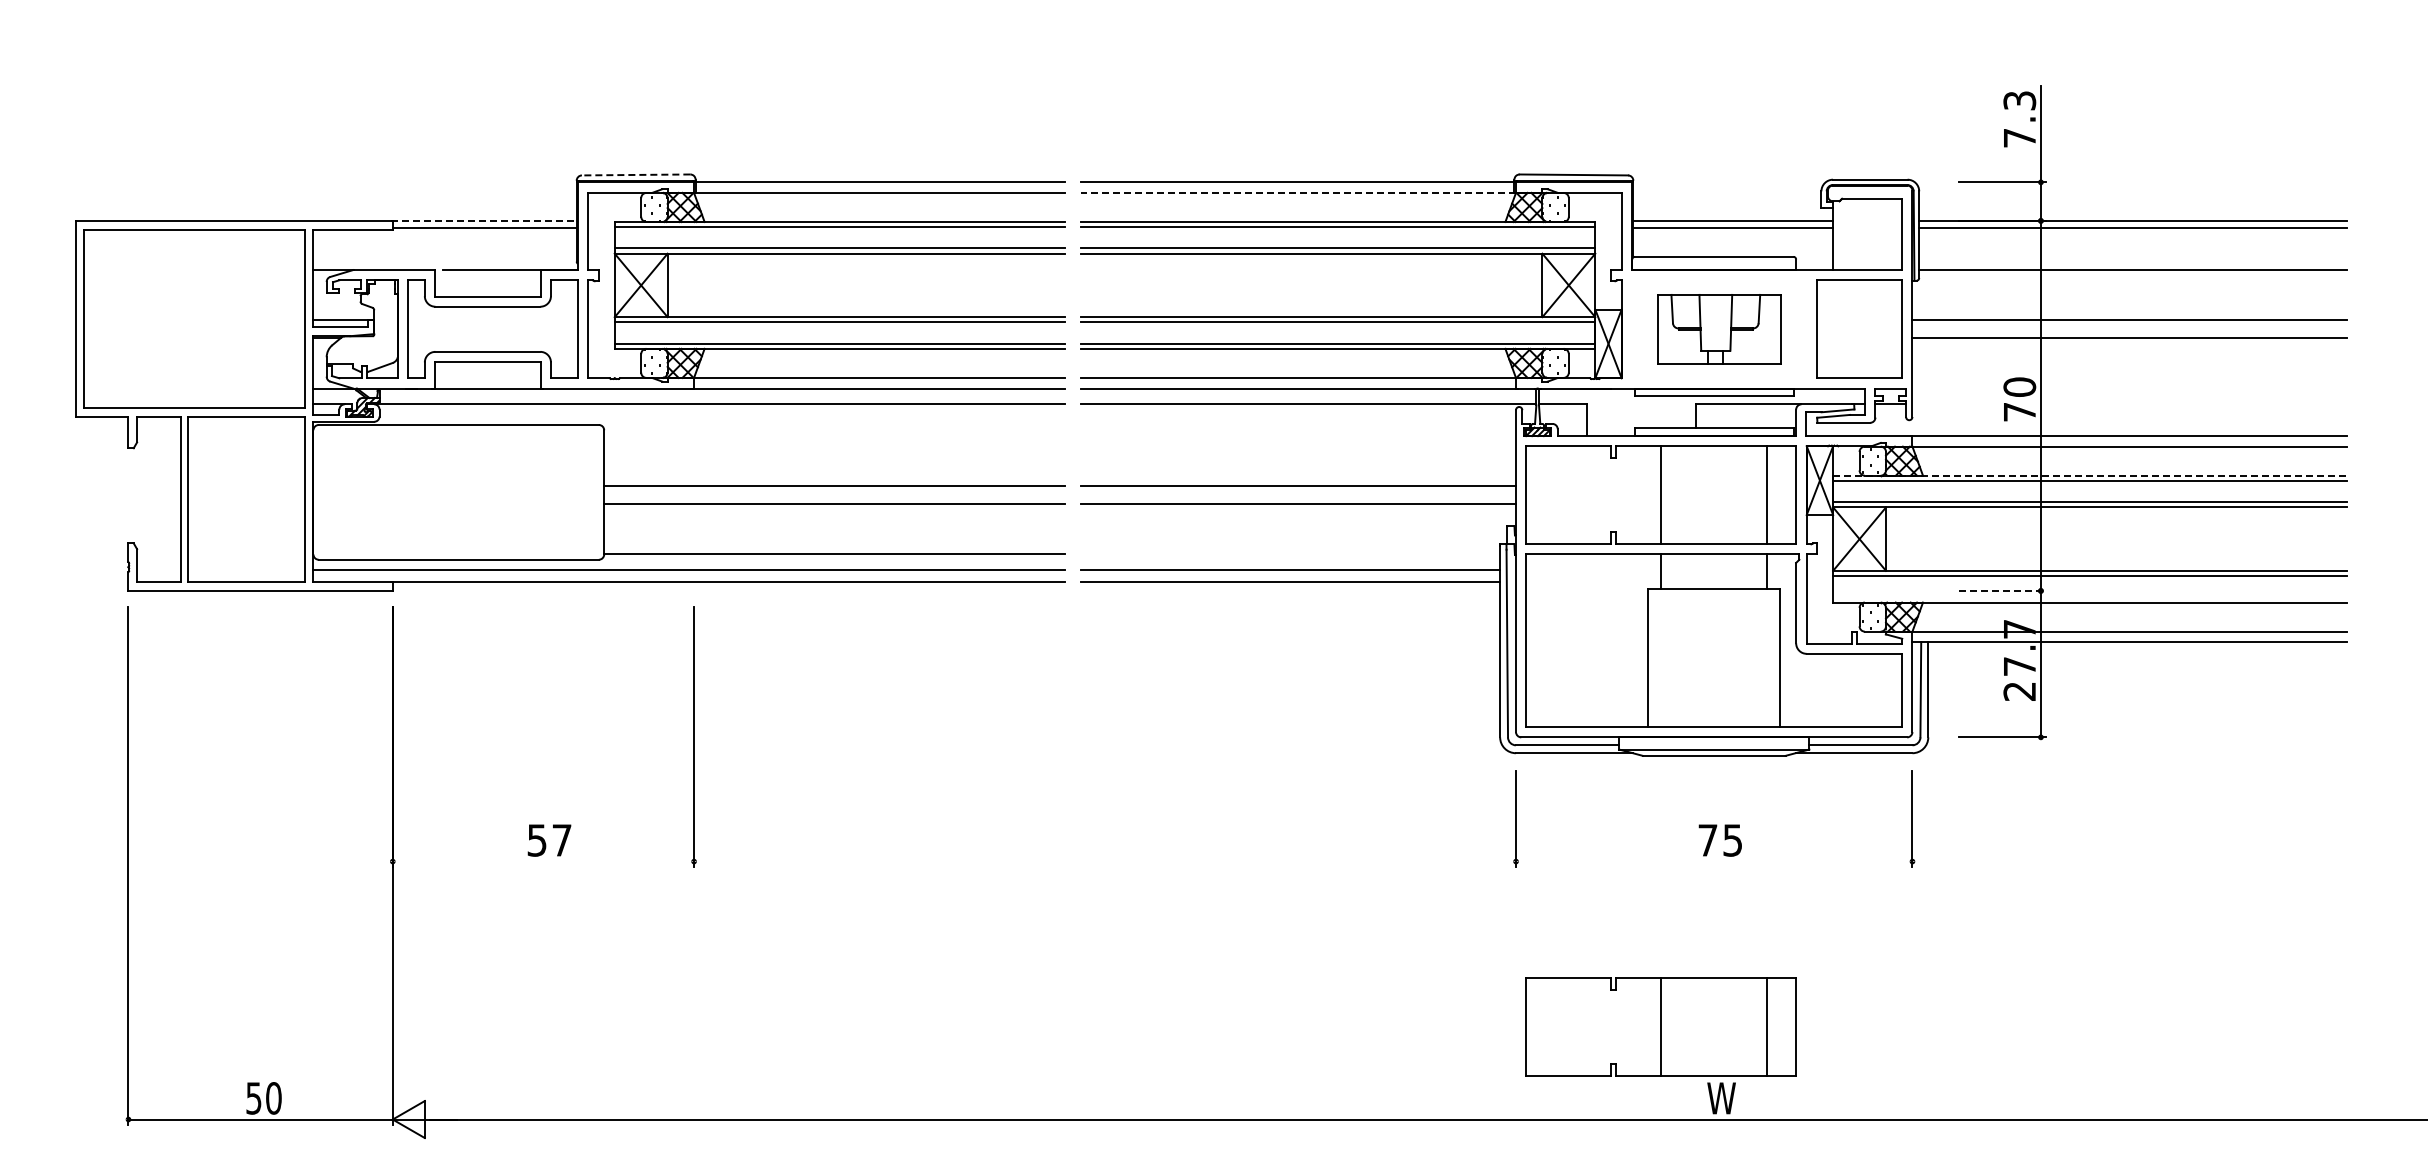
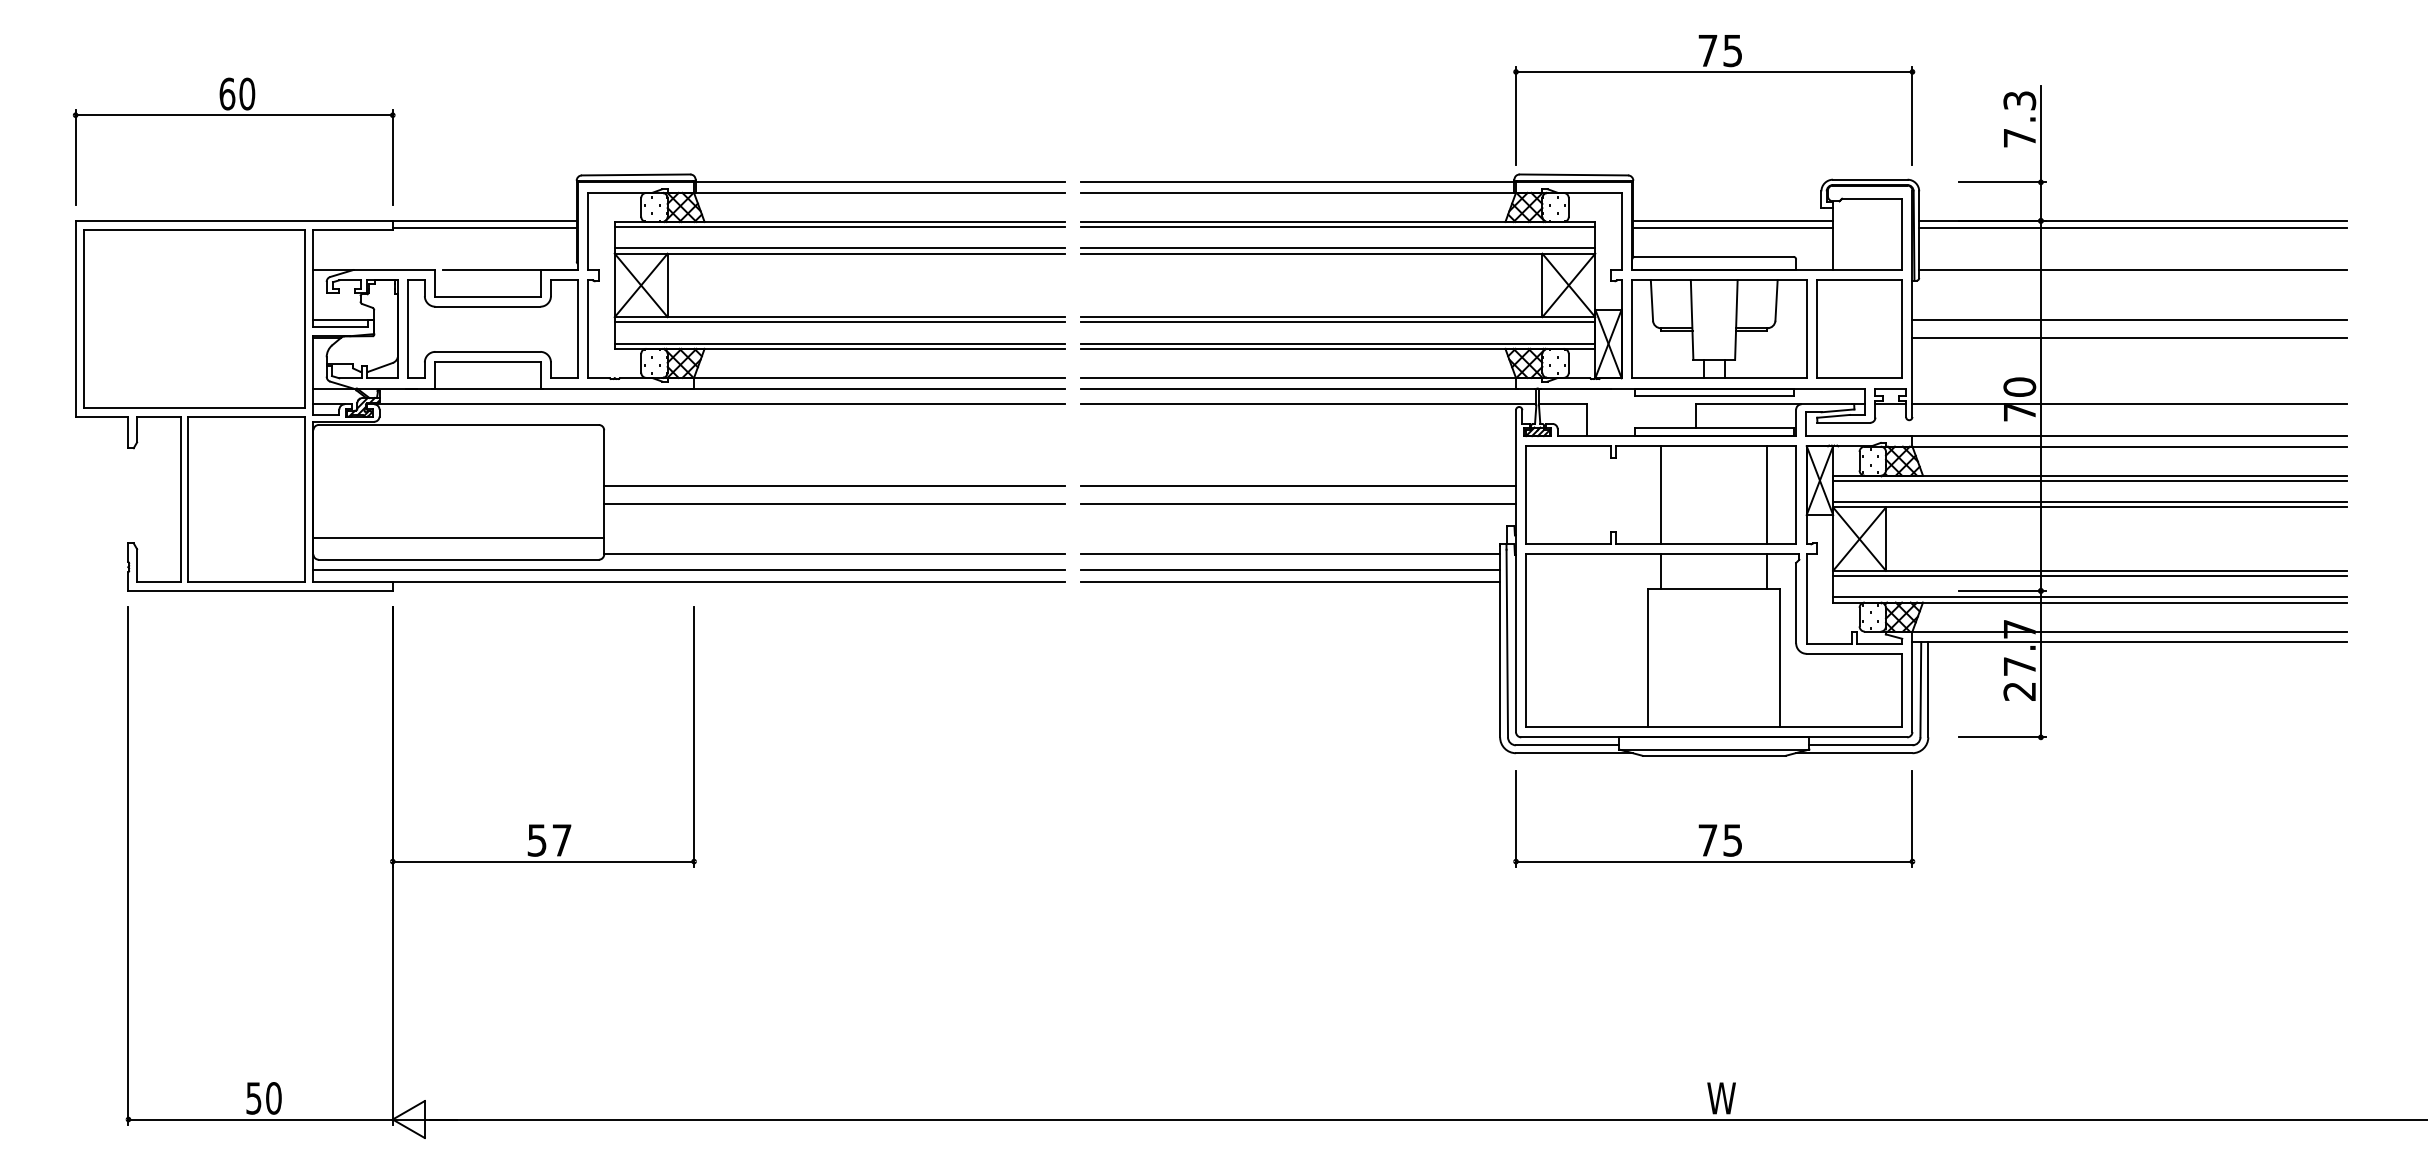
part: none -> present (1714, 72)
part: none -> present (233, 115)
line: dashed -> solid (635, 174)
line: dashed -> solid (1298, 192)
line: dashed -> solid (483, 220)
part size: 125x71 px -> 177x100 px (1719, 328)
line: none -> present (2129, 404)
line: dashed -> solid (2090, 475)
line: none -> present (458, 538)
line: none -> present (1290, 554)
line: dashed -> solid (2003, 590)
line: none -> present (2090, 597)
line: none -> present (543, 861)
line: none -> present (1714, 861)
part: present -> none (1660, 1026)
